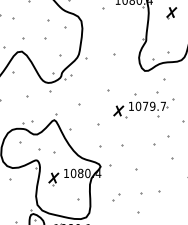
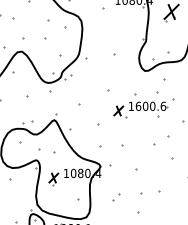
part size: 12x13 px -> 17x20 px (171, 12)
text: 1079.7 -> 1600.6 (151, 105)
